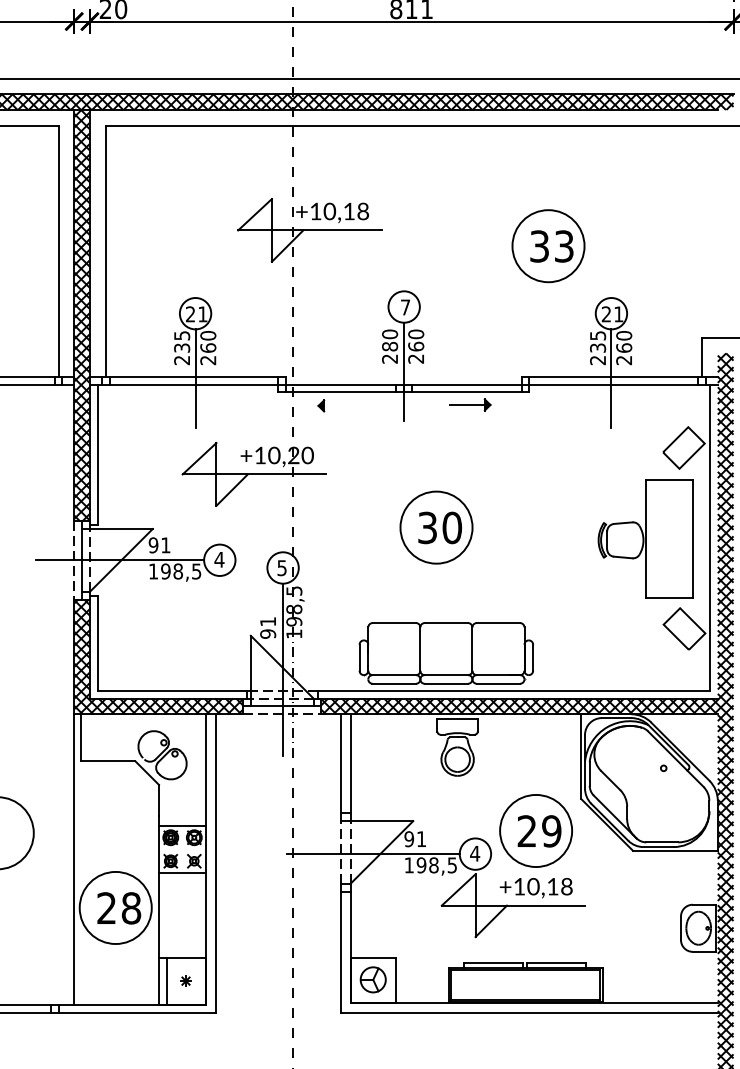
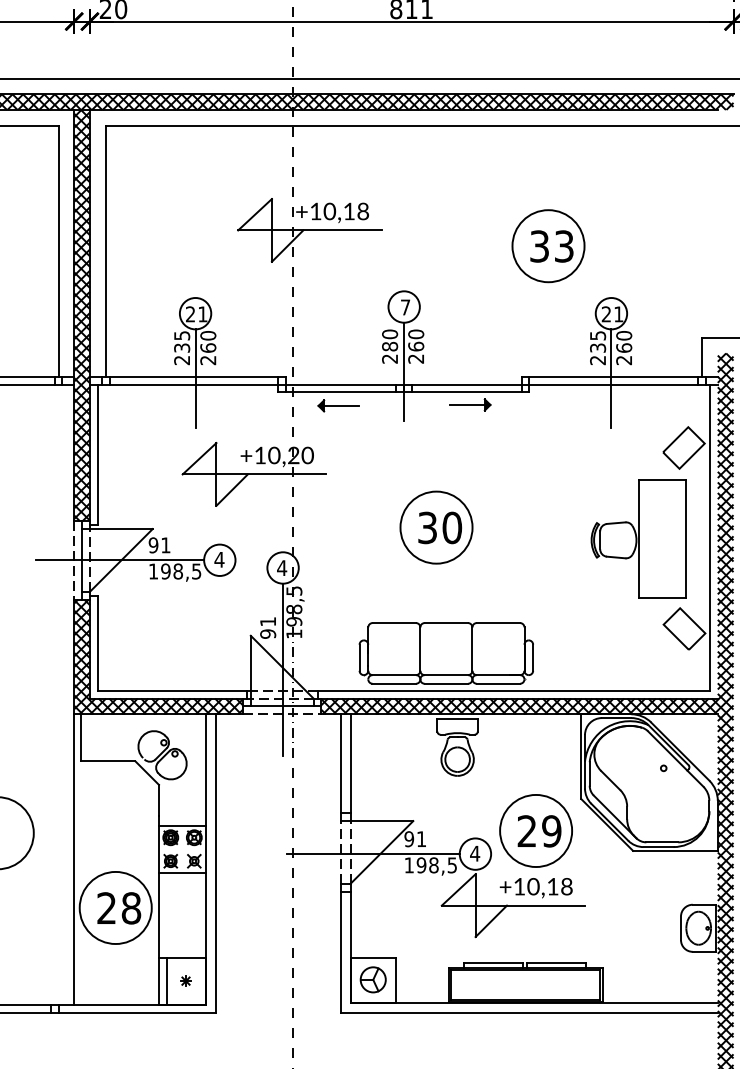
line: none -> present (341, 405)
part position: (645, 538) -> (638, 538) (638, 538)
text: 5 -> 4 (282, 568)
